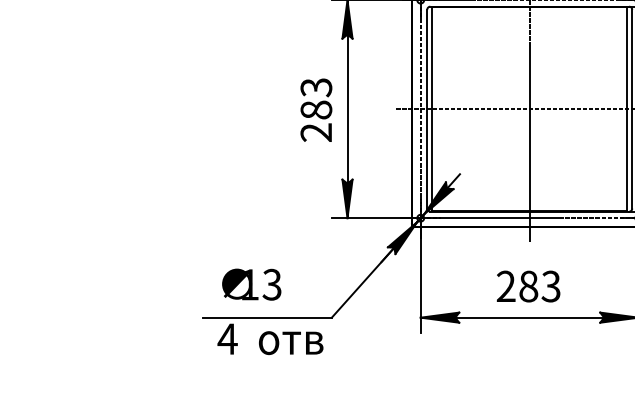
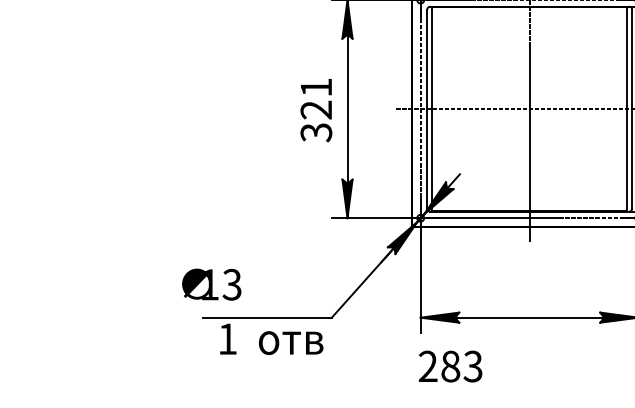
text: 283 -> 321 (316, 110)
text position: (251, 284) -> (211, 284) (211, 284)
text position: (528, 286) -> (450, 366) (450, 366)
text: 4 -> 1 (227, 338)
